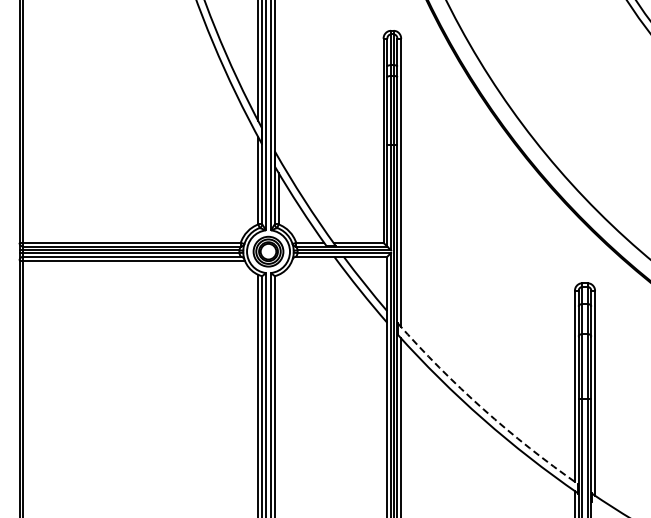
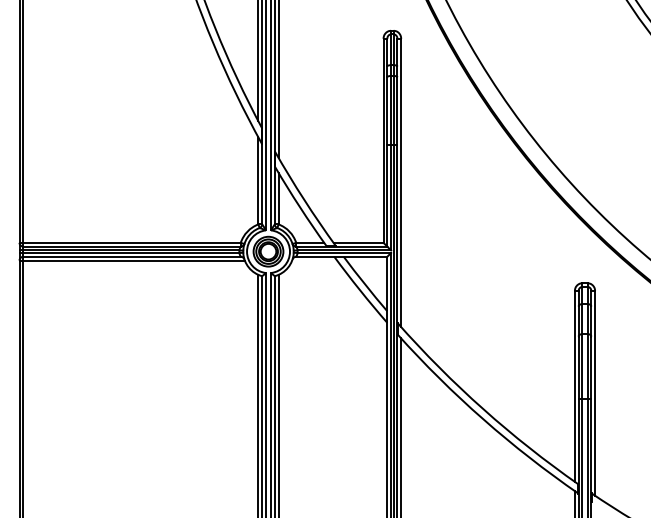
line: none -> present (278, 79)
line: none -> present (278, 394)
arc: dashed -> solid (483, 409)
